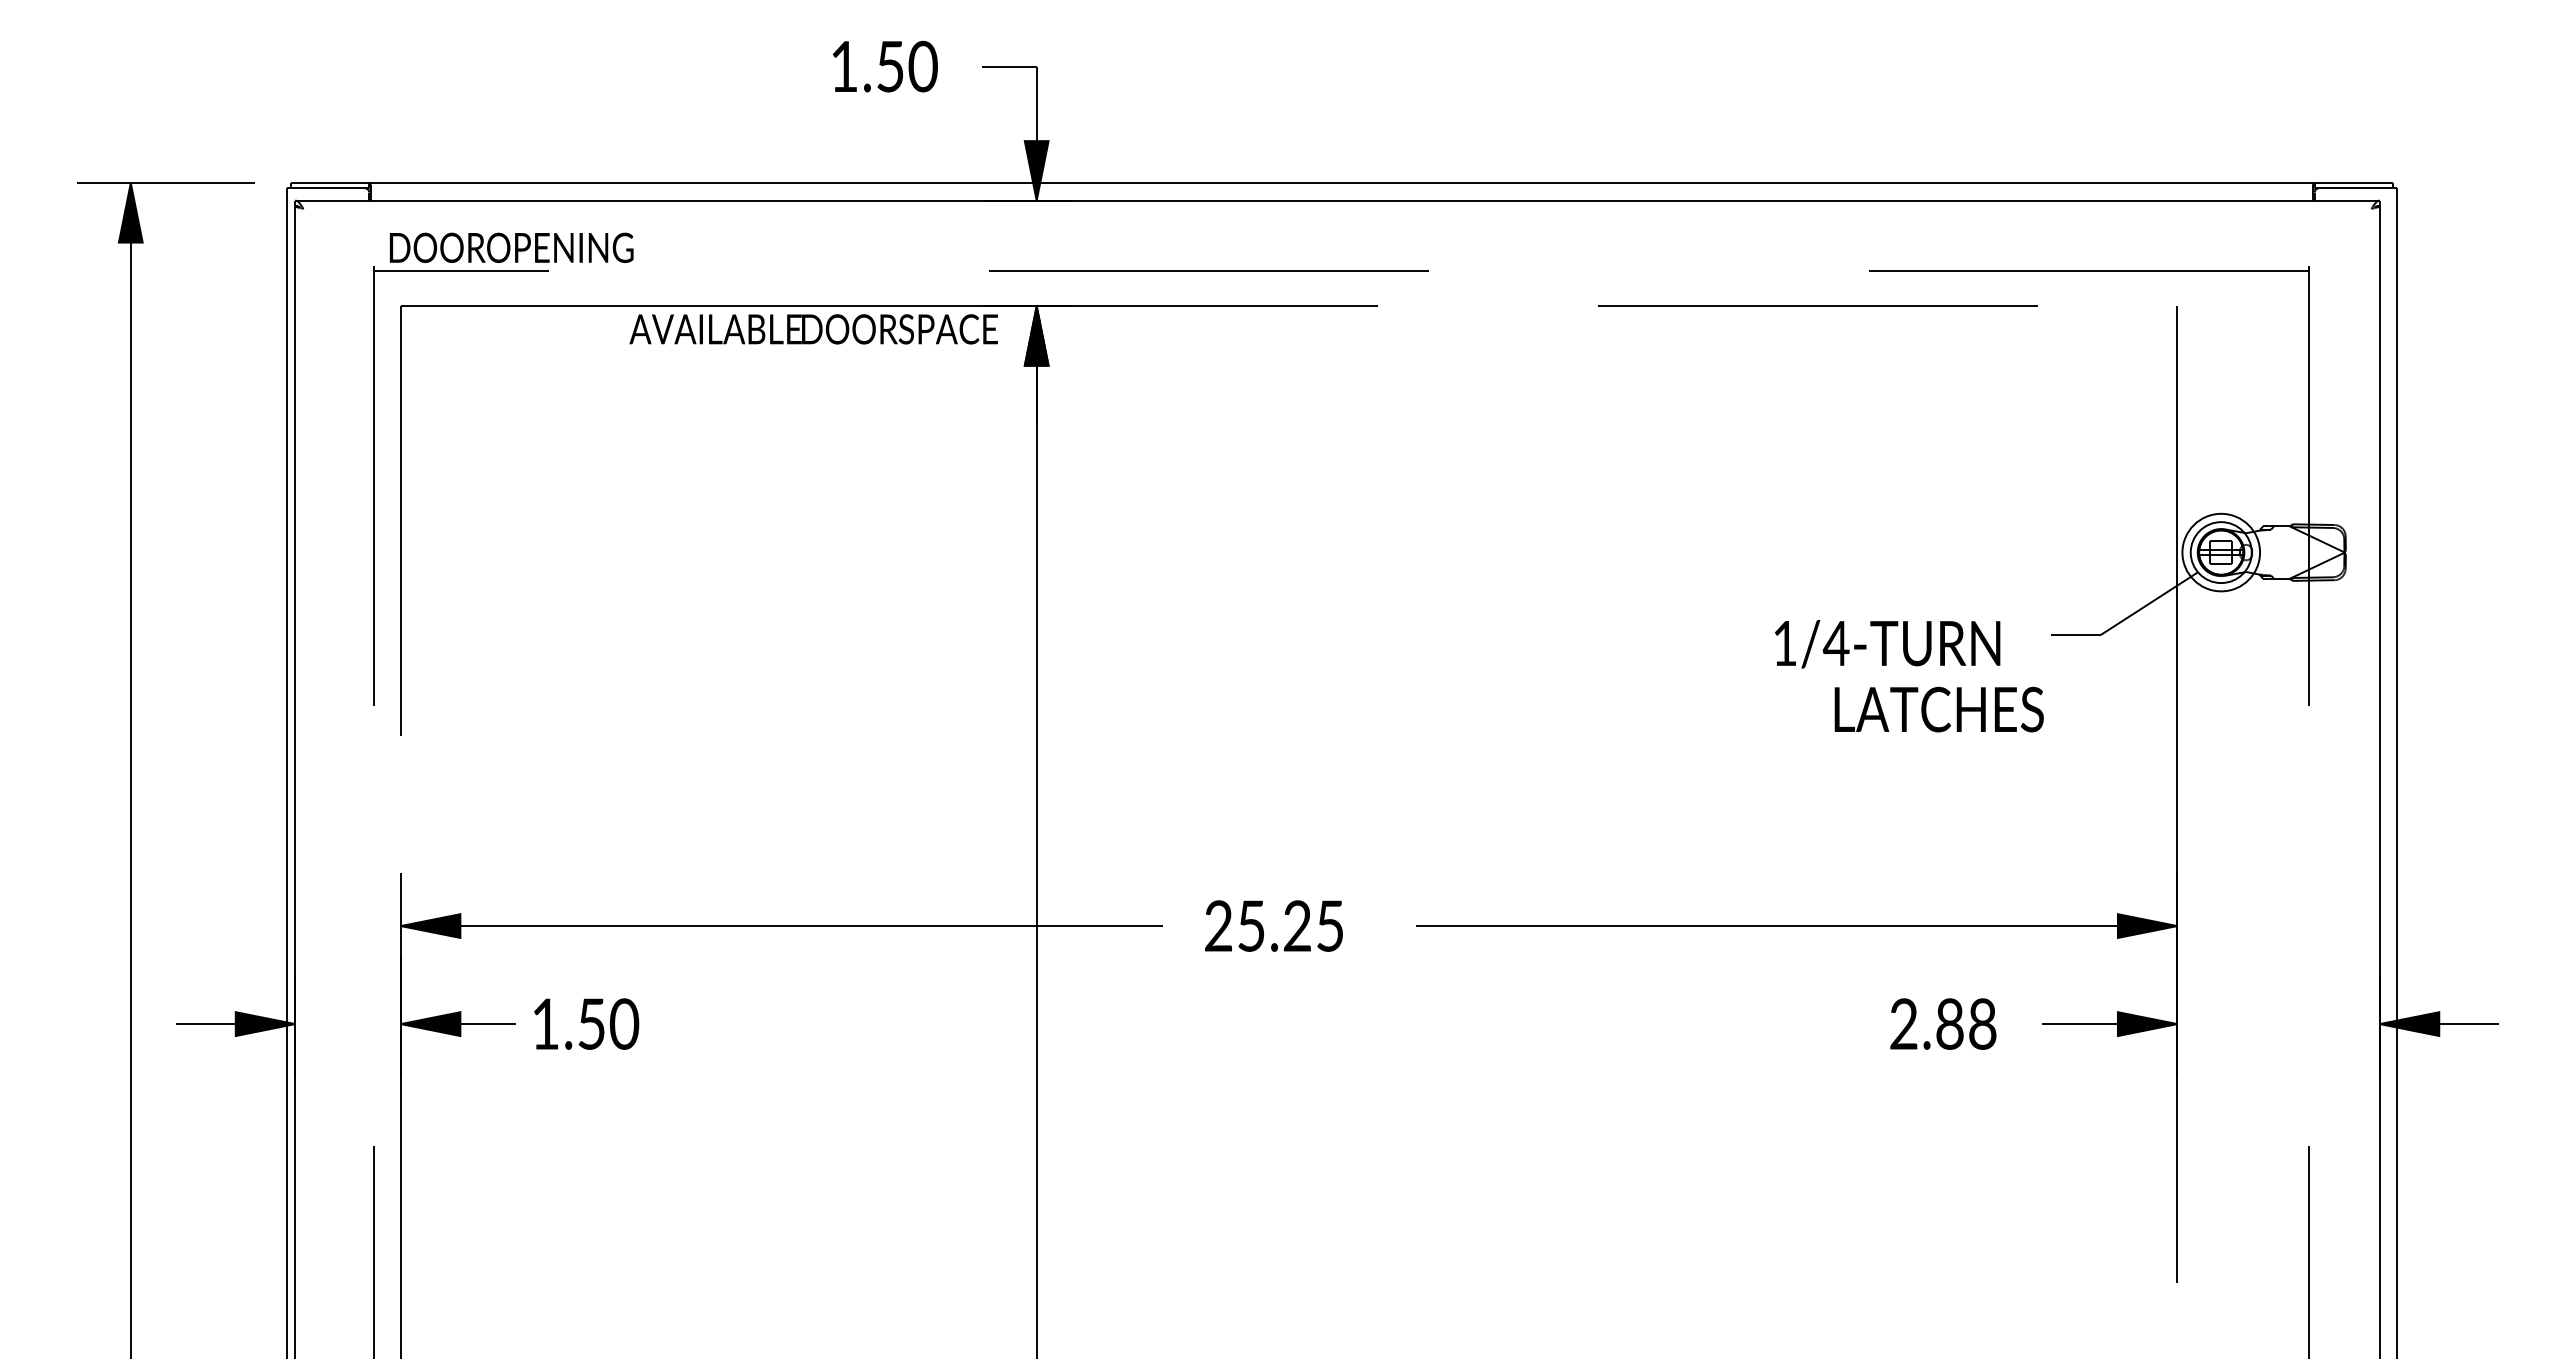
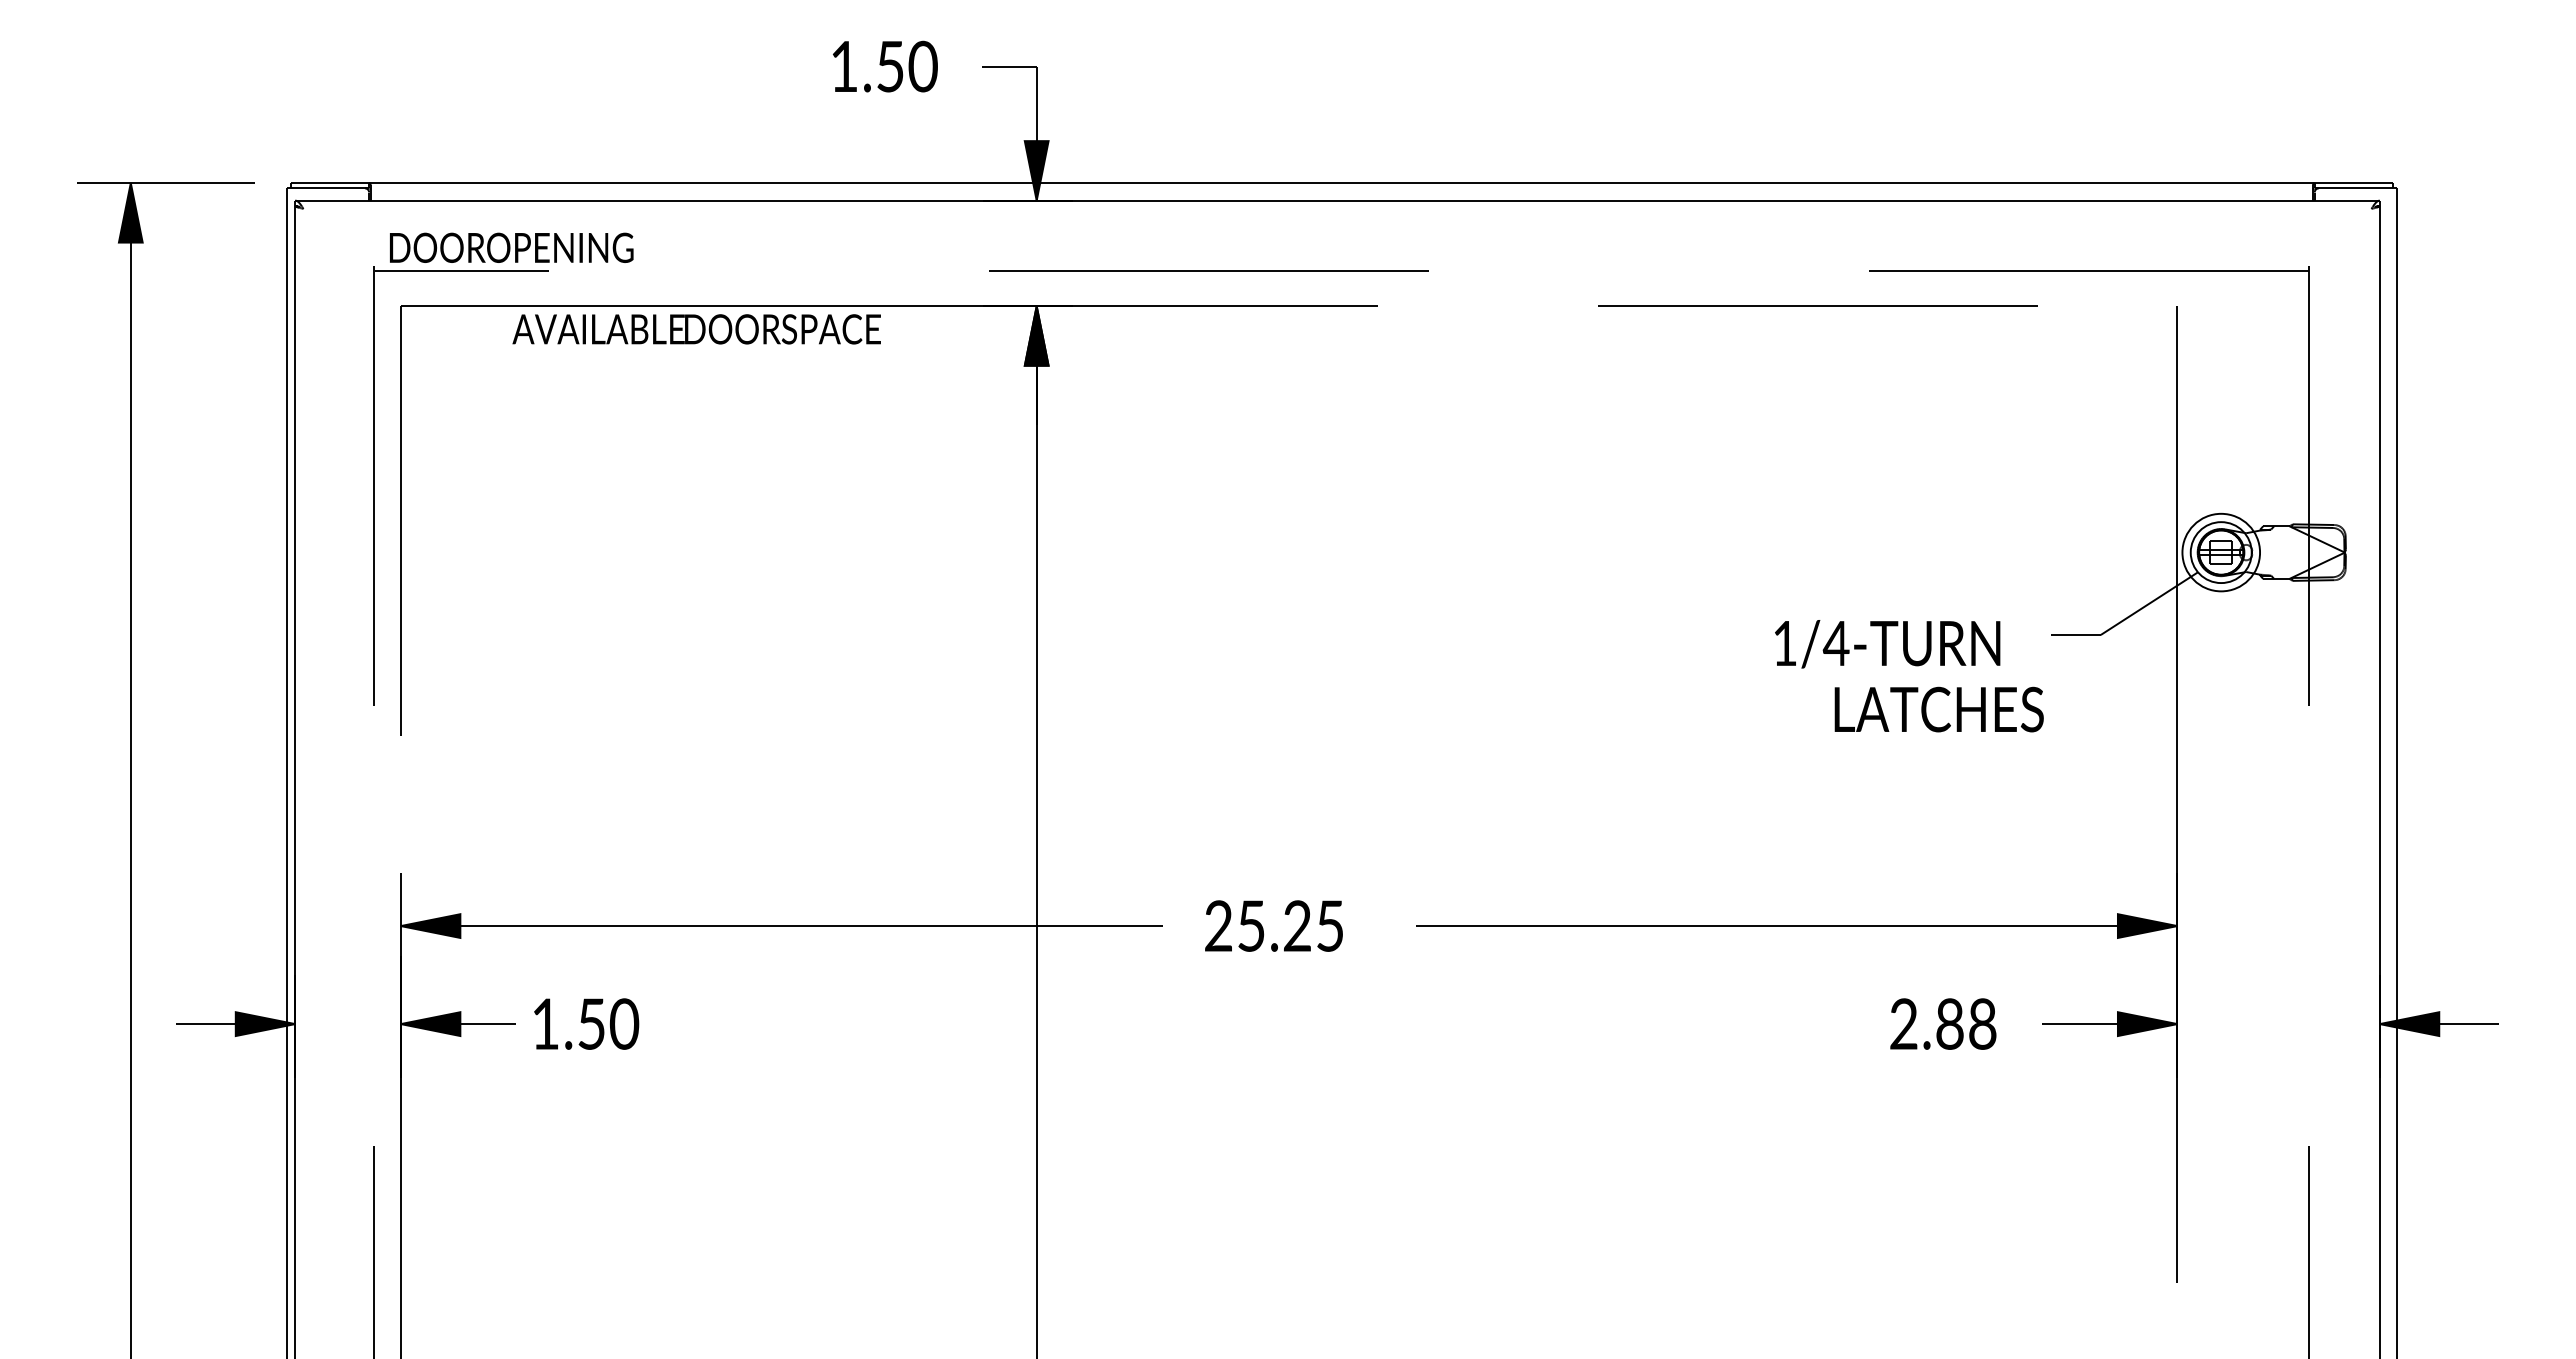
text position: (813, 329) -> (696, 329) (696, 329)
